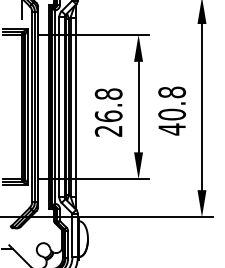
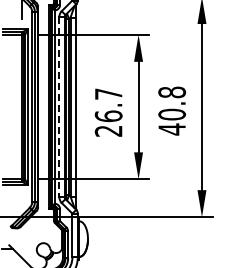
text: 26.8 -> 26.7 (108, 93)
line: solid -> dashed (59, 107)
